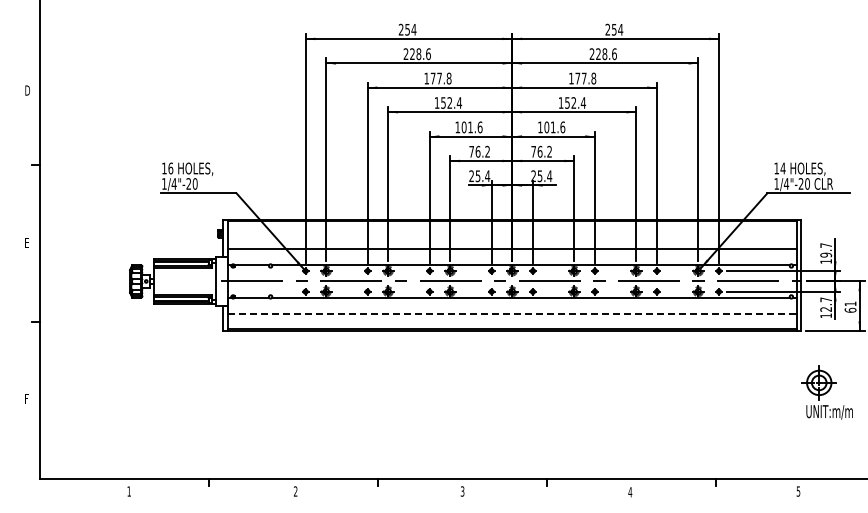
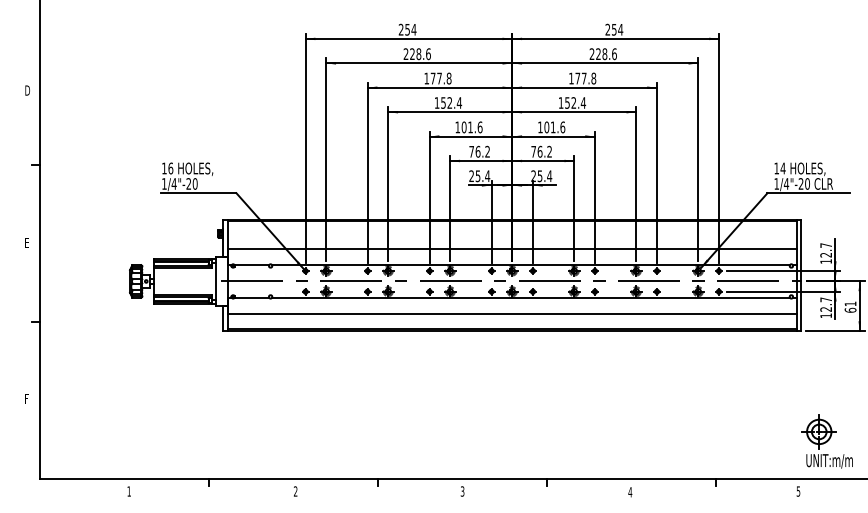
text: 19.7 -> 12.7 (826, 254)
line: dashed -> solid (512, 313)
part position: (826, 392) -> (826, 441) (826, 441)
